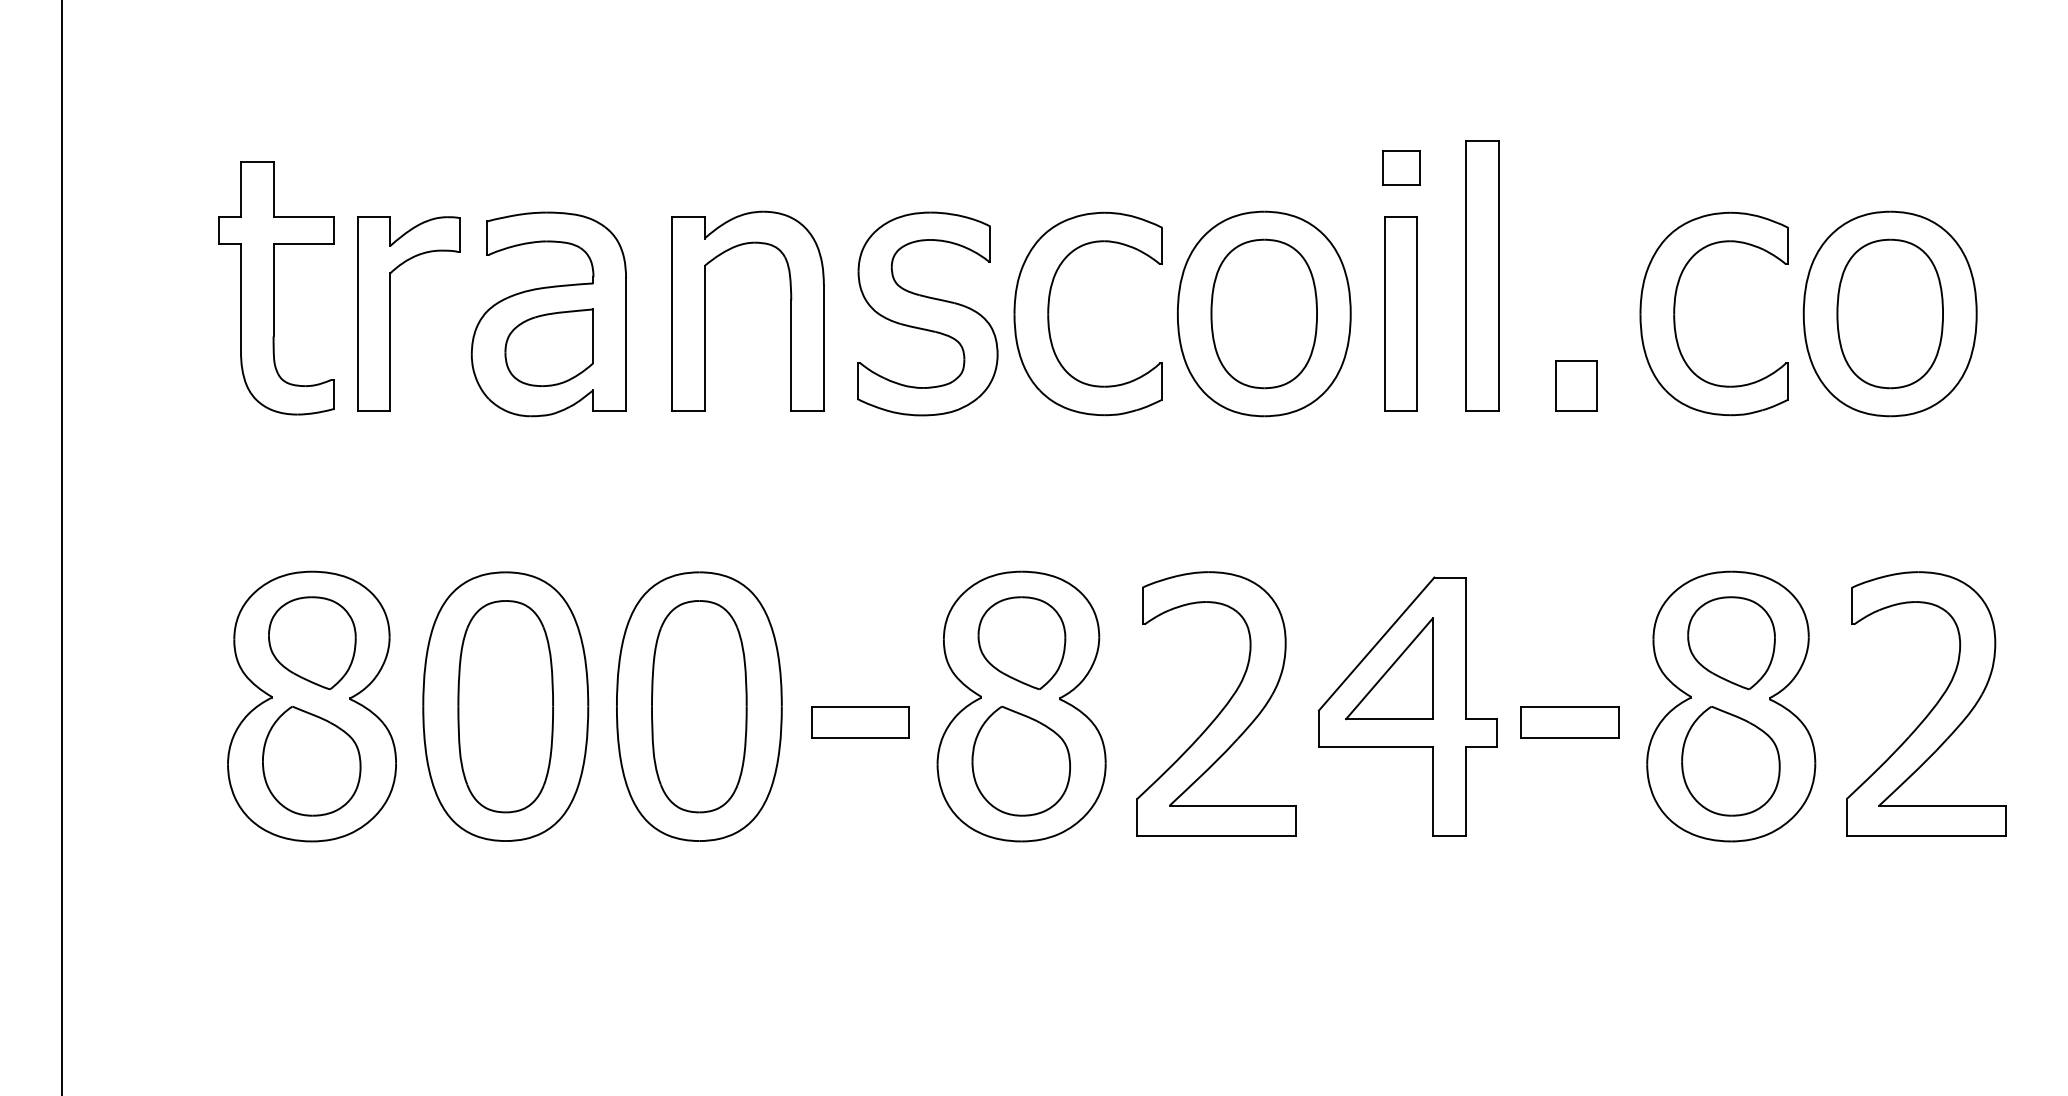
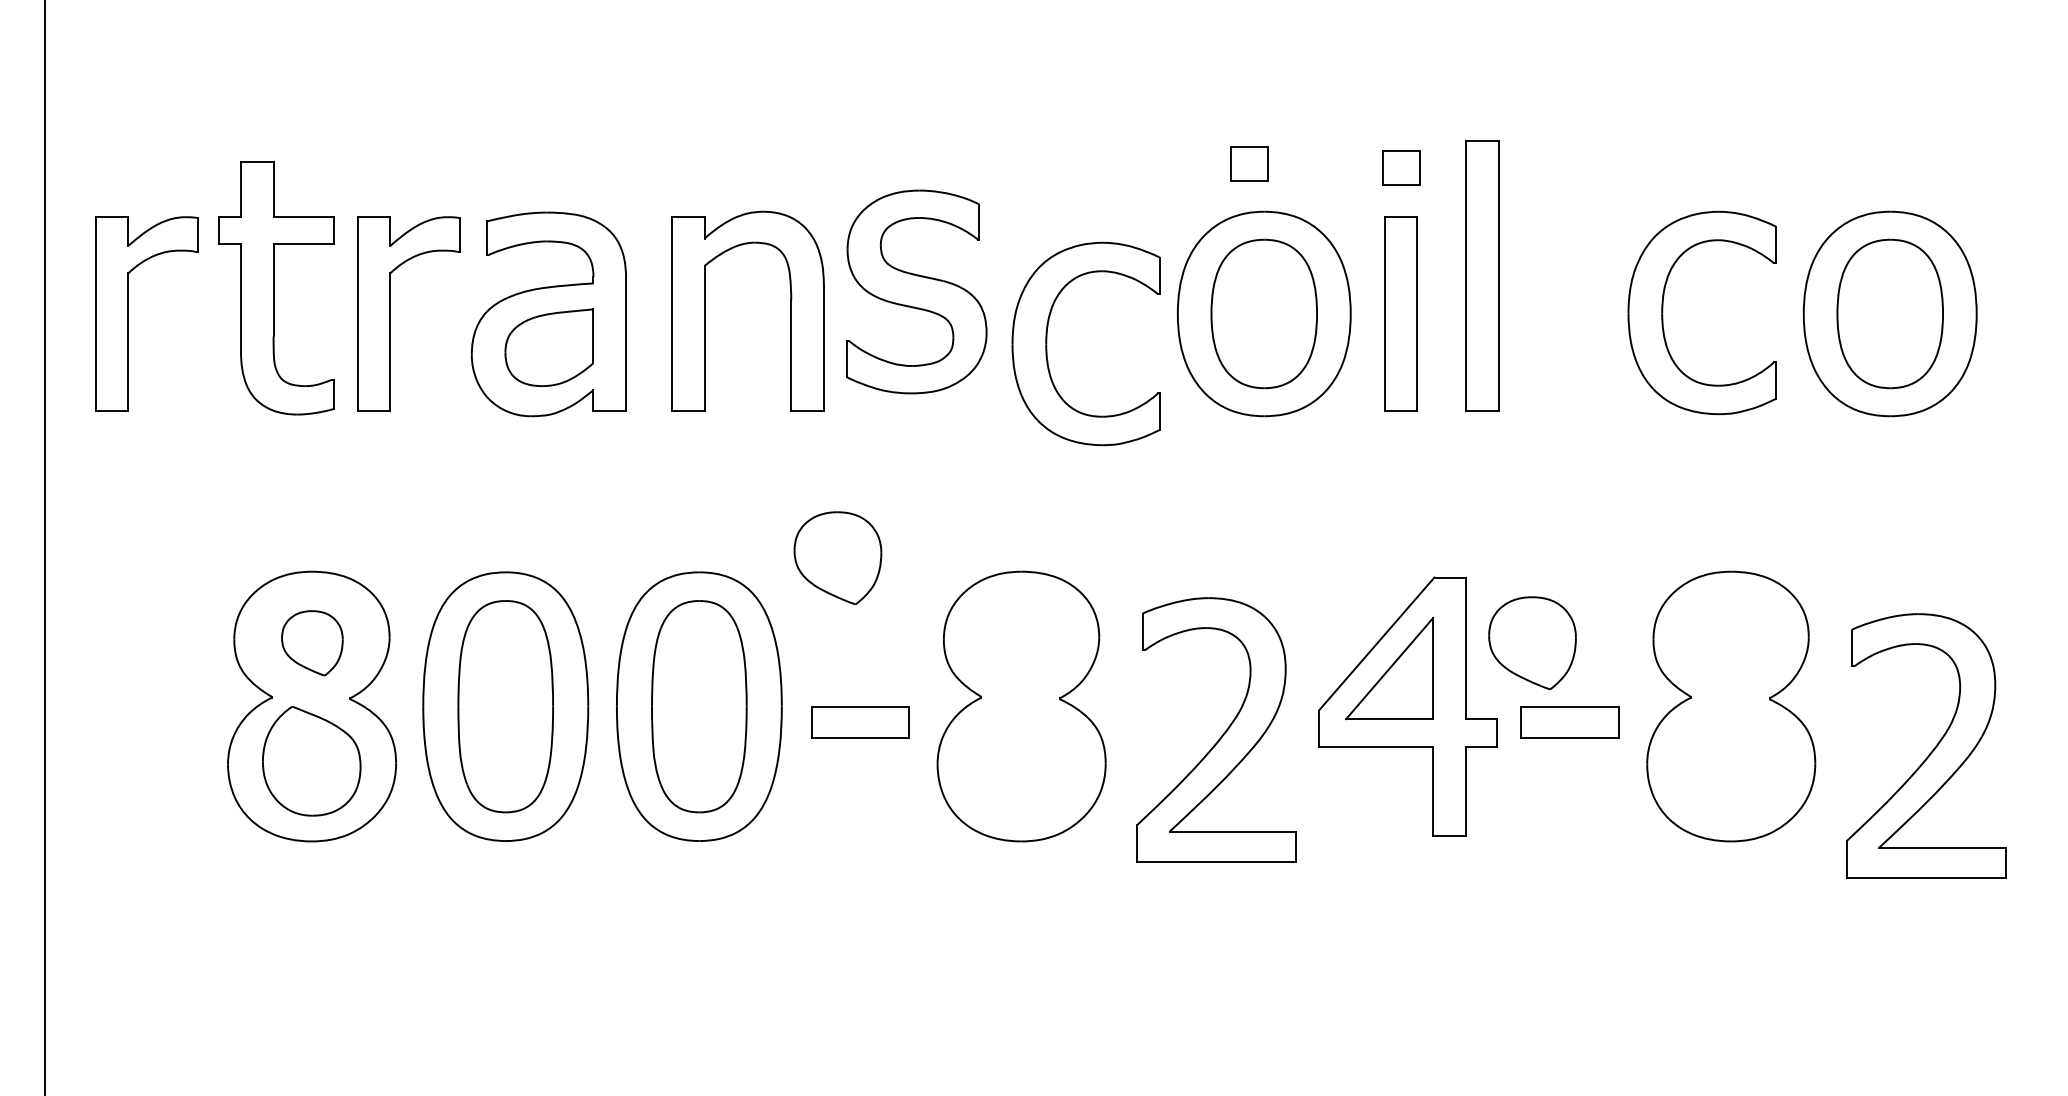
part: none -> present (1249, 163)
part: none -> present (128, 313)
part position: (927, 313) -> (916, 291) (916, 291)
part position: (1049, 313) -> (1047, 343) (1047, 343)
part position: (1675, 313) -> (1663, 312) (1663, 312)
part: present -> none (1576, 385)
line position: (62, 547) -> (45, 547) (45, 547)
part size: 89x95 px -> 63x67 px (312, 643)
part position: (1021, 643) -> (837, 558) (837, 558)
part position: (1731, 643) -> (1532, 643) (1532, 643)
part position: (1932, 707) -> (1932, 749) (1932, 749)
part position: (1222, 708) -> (1222, 734) (1222, 734)
part: present -> none (1020, 760)
part: present -> none (1730, 761)
